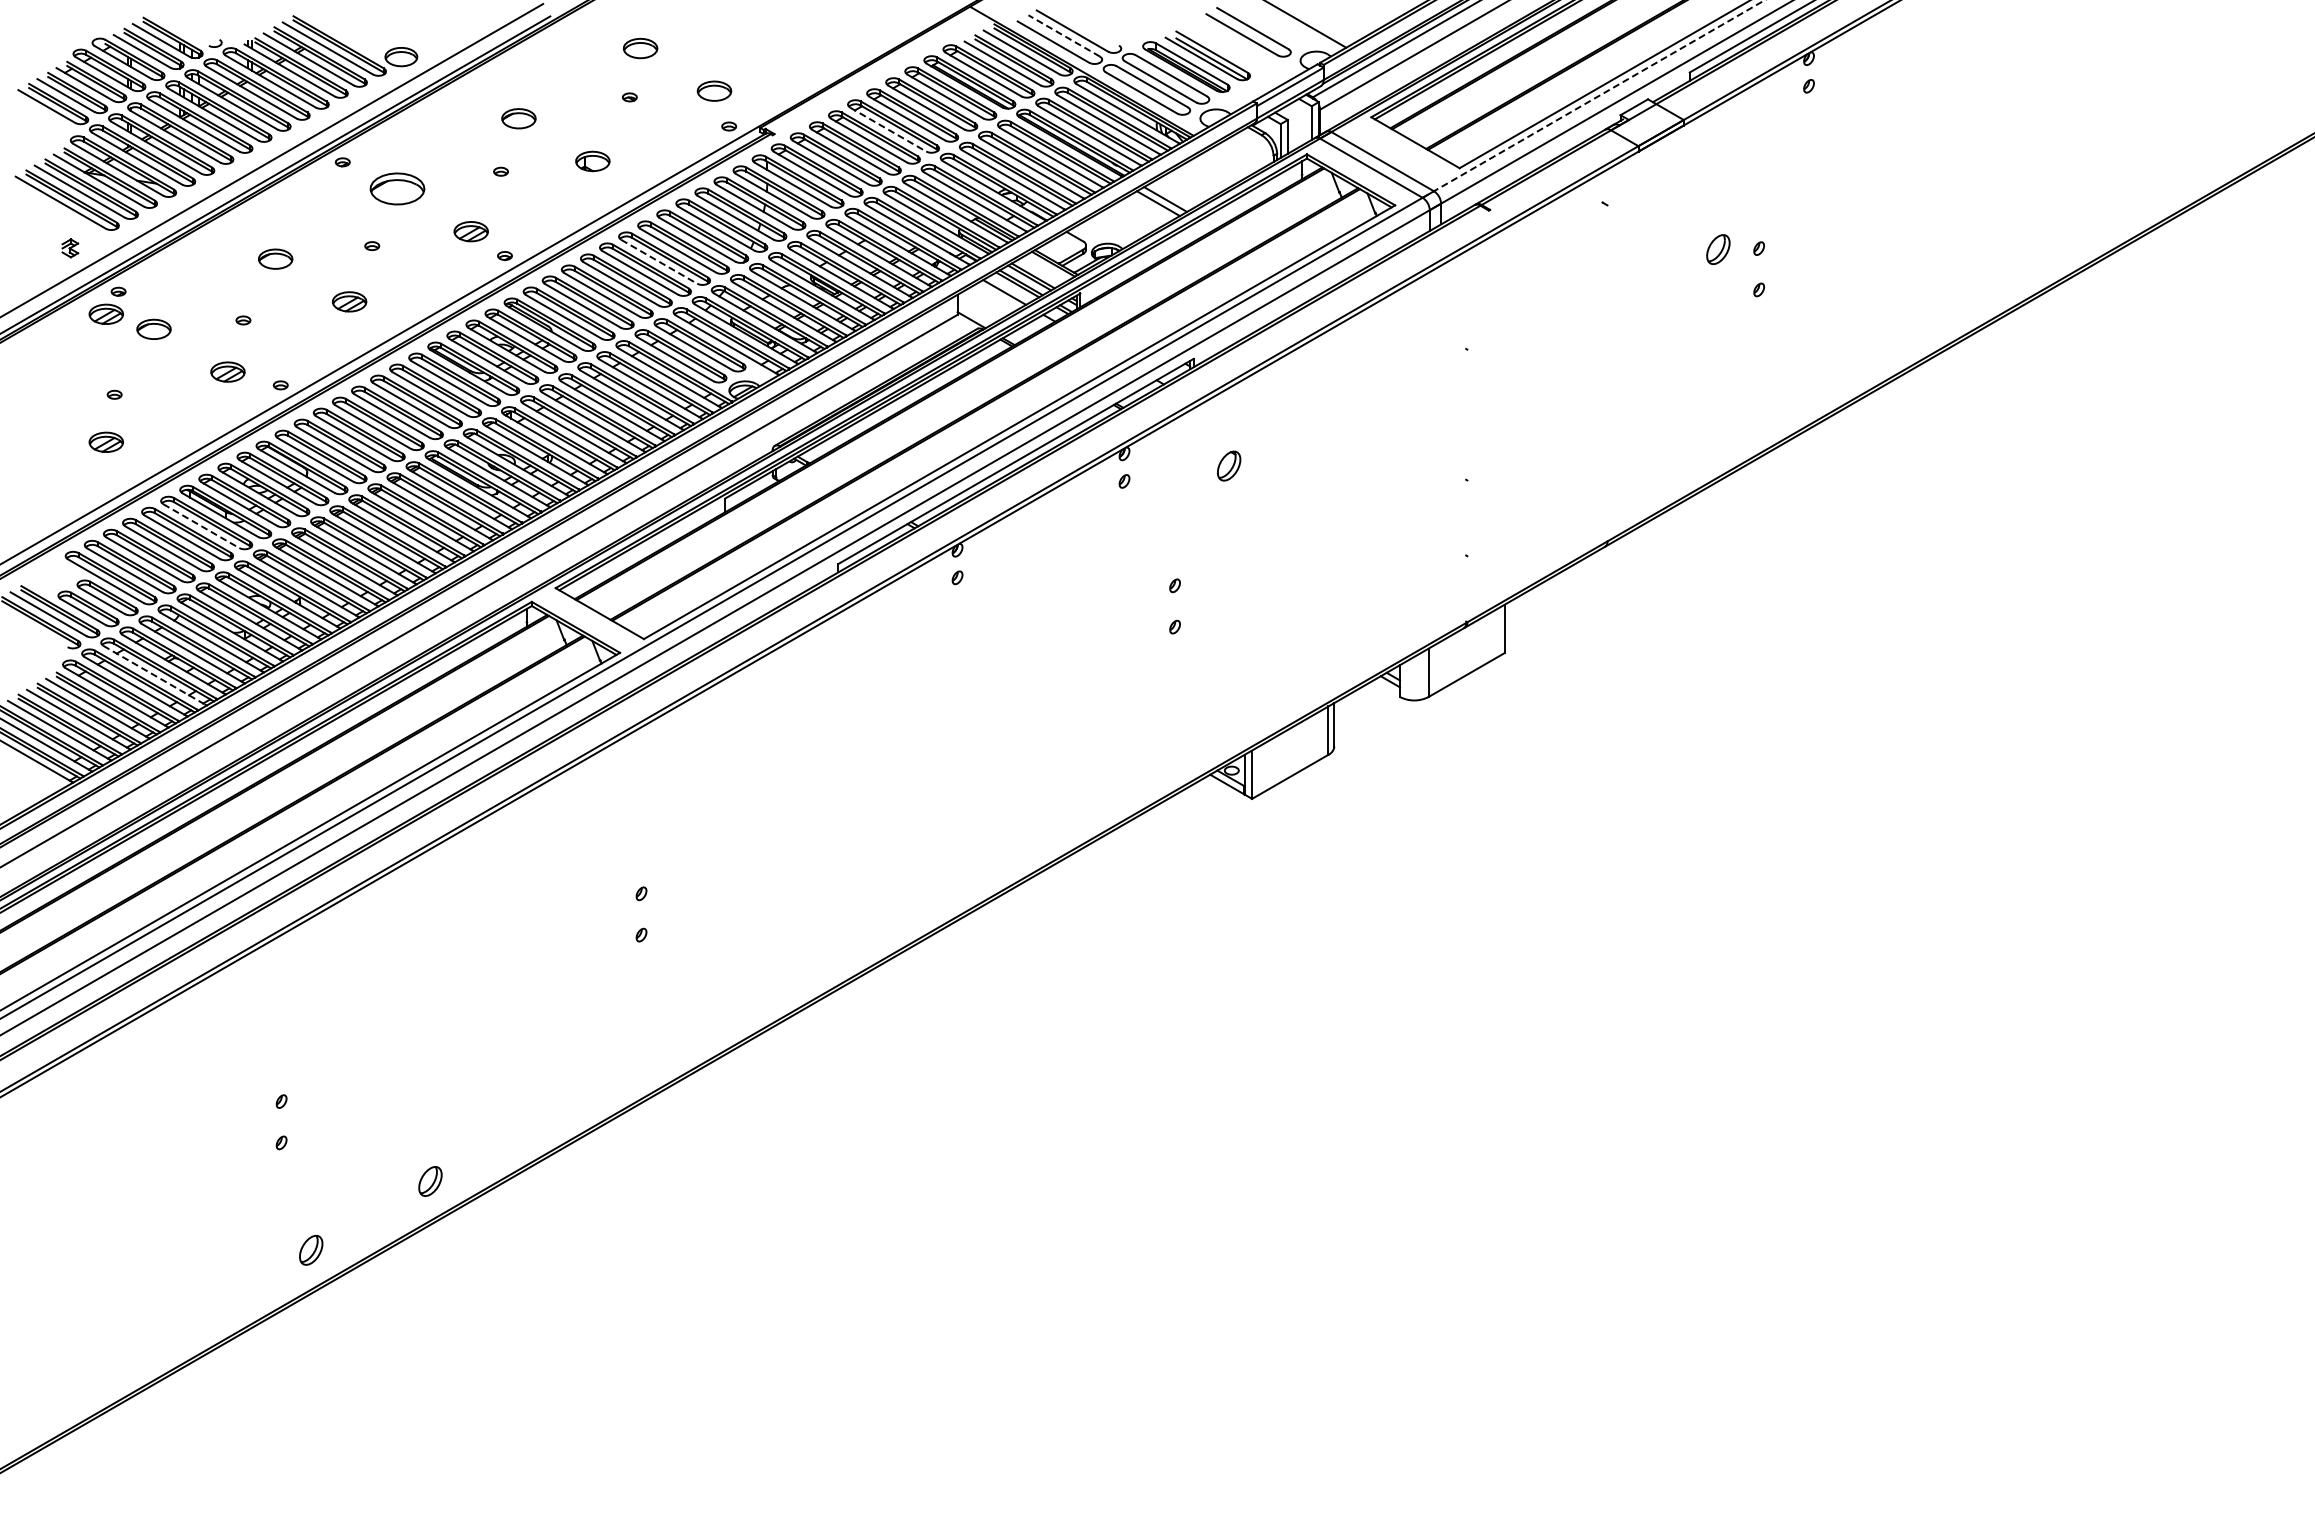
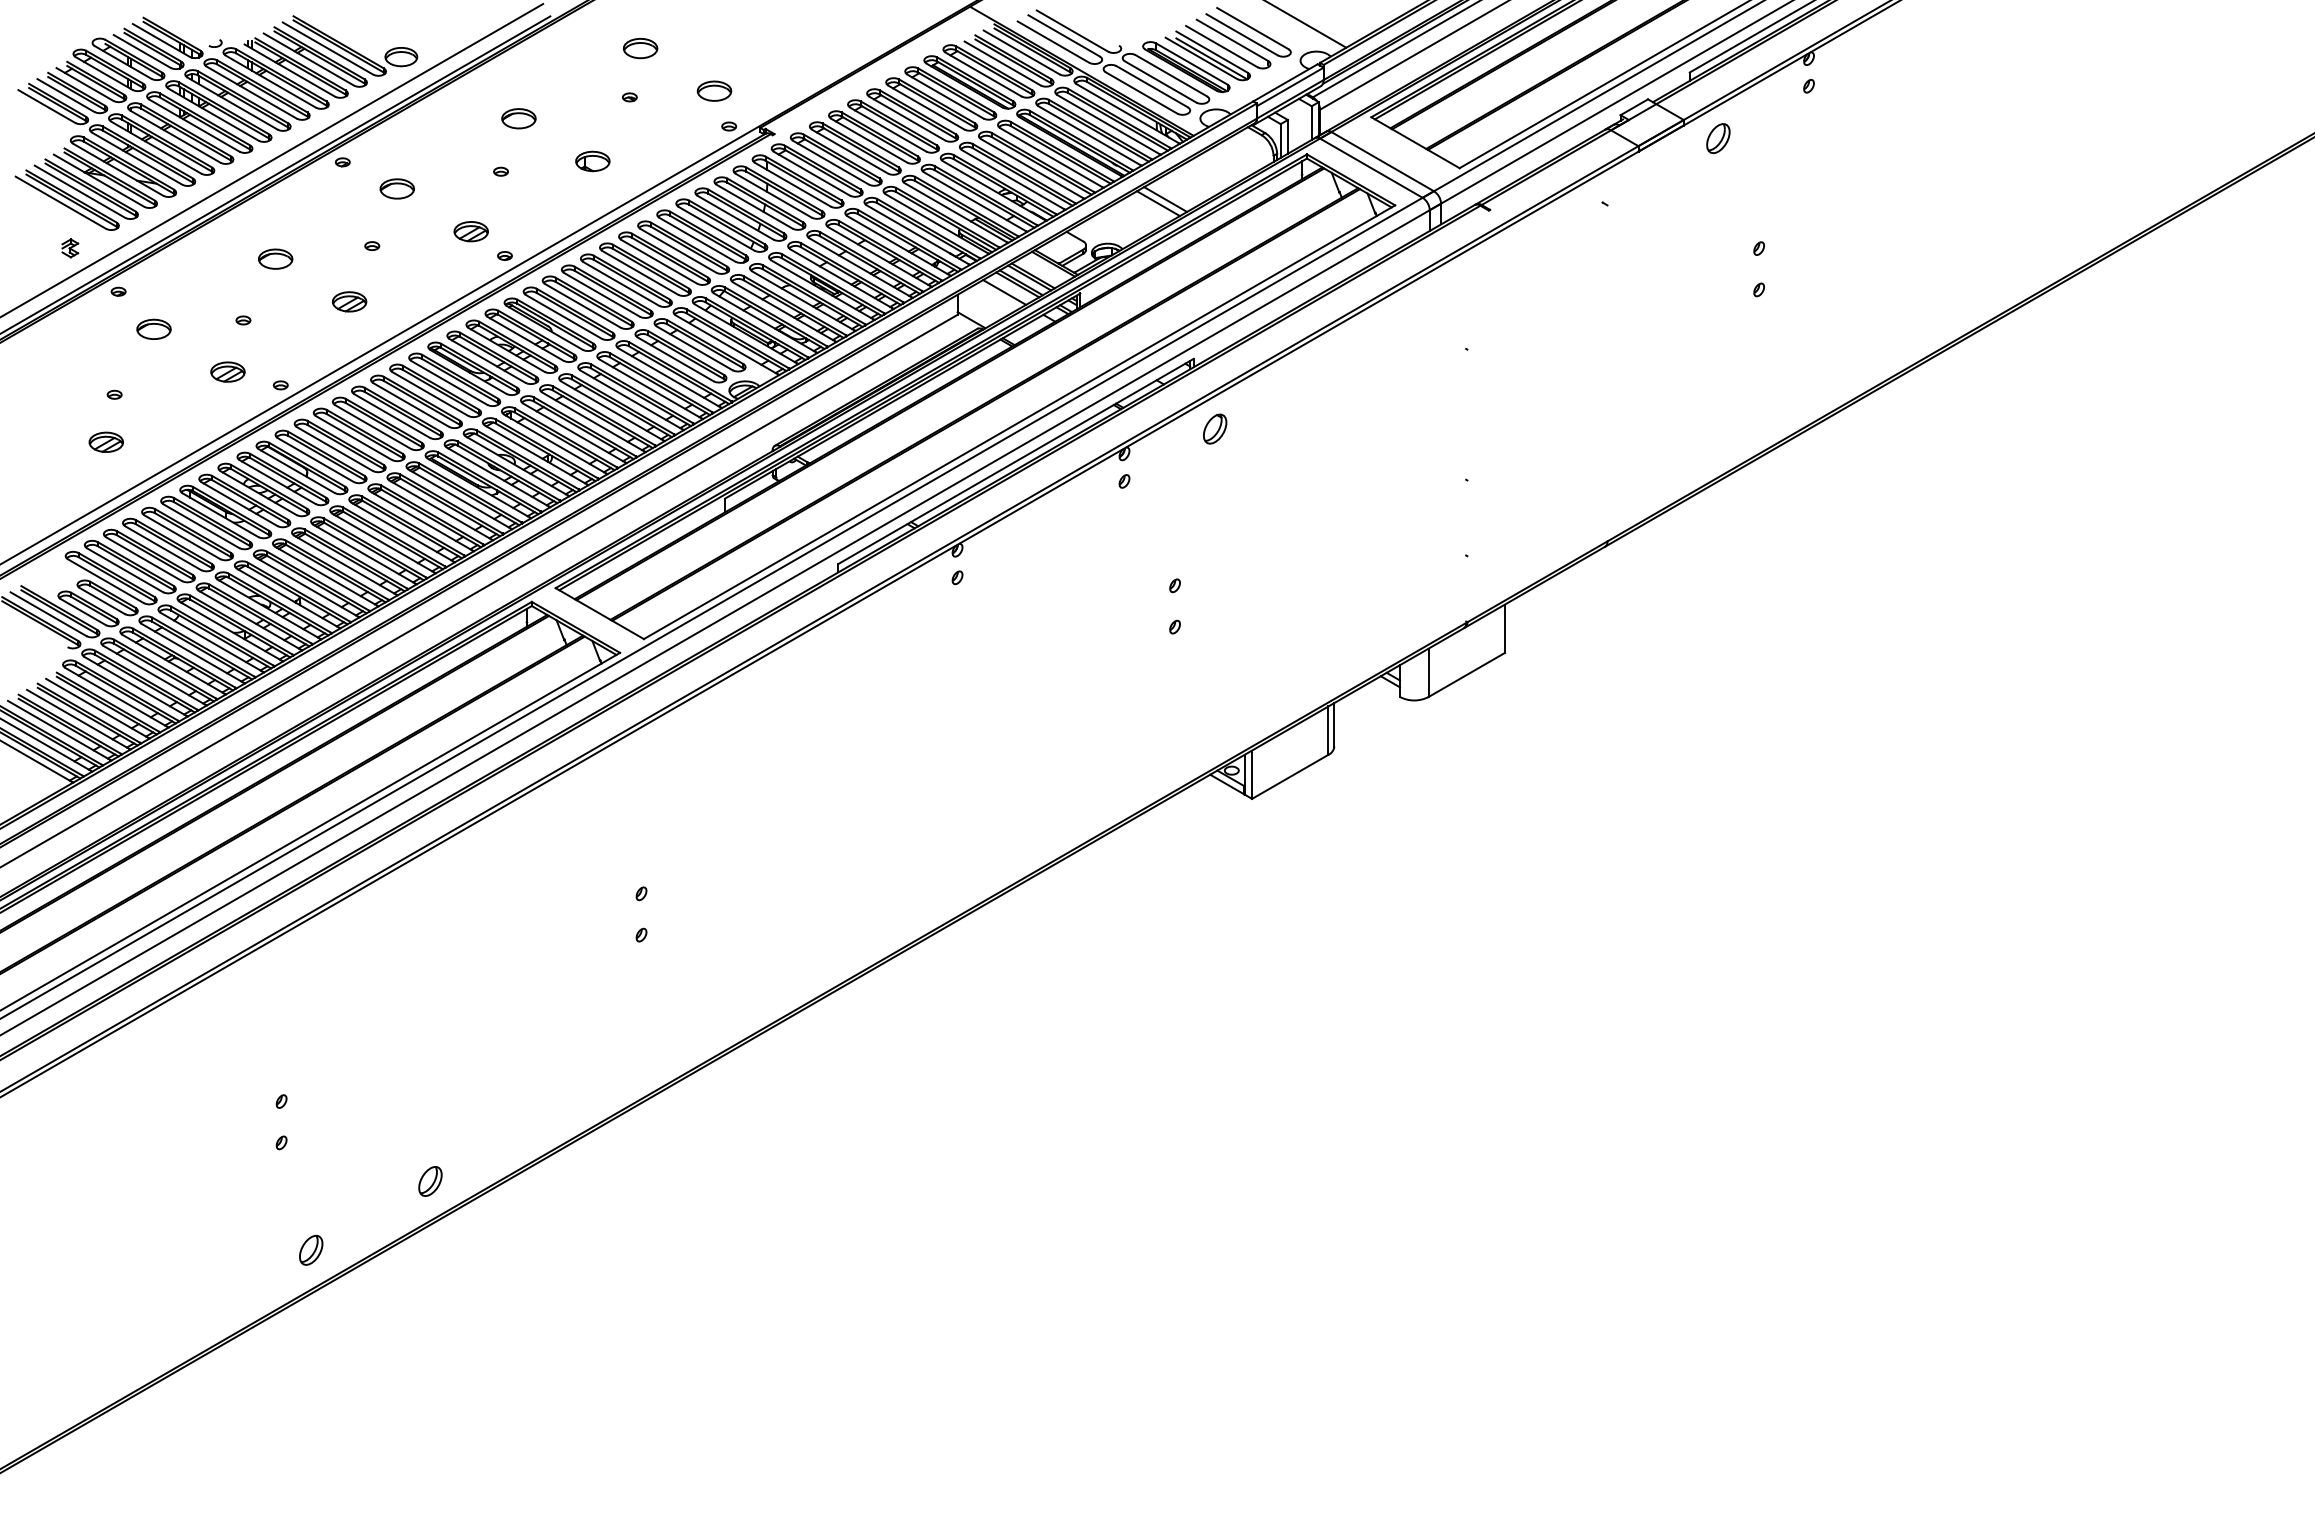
line: dashed -> solid (1063, 35)
part: none -> present (1228, 43)
line: dashed -> solid (1594, 98)
line: dashed -> solid (888, 129)
part size: 57x34 px -> 36x22 px (396, 188)
part position: (1718, 249) -> (1718, 138) (1718, 138)
line: dashed -> solid (659, 261)
part: present -> none (105, 313)
part position: (1229, 465) -> (1215, 428) (1215, 428)
line: dashed -> solid (201, 526)
line: dashed -> solid (154, 675)
